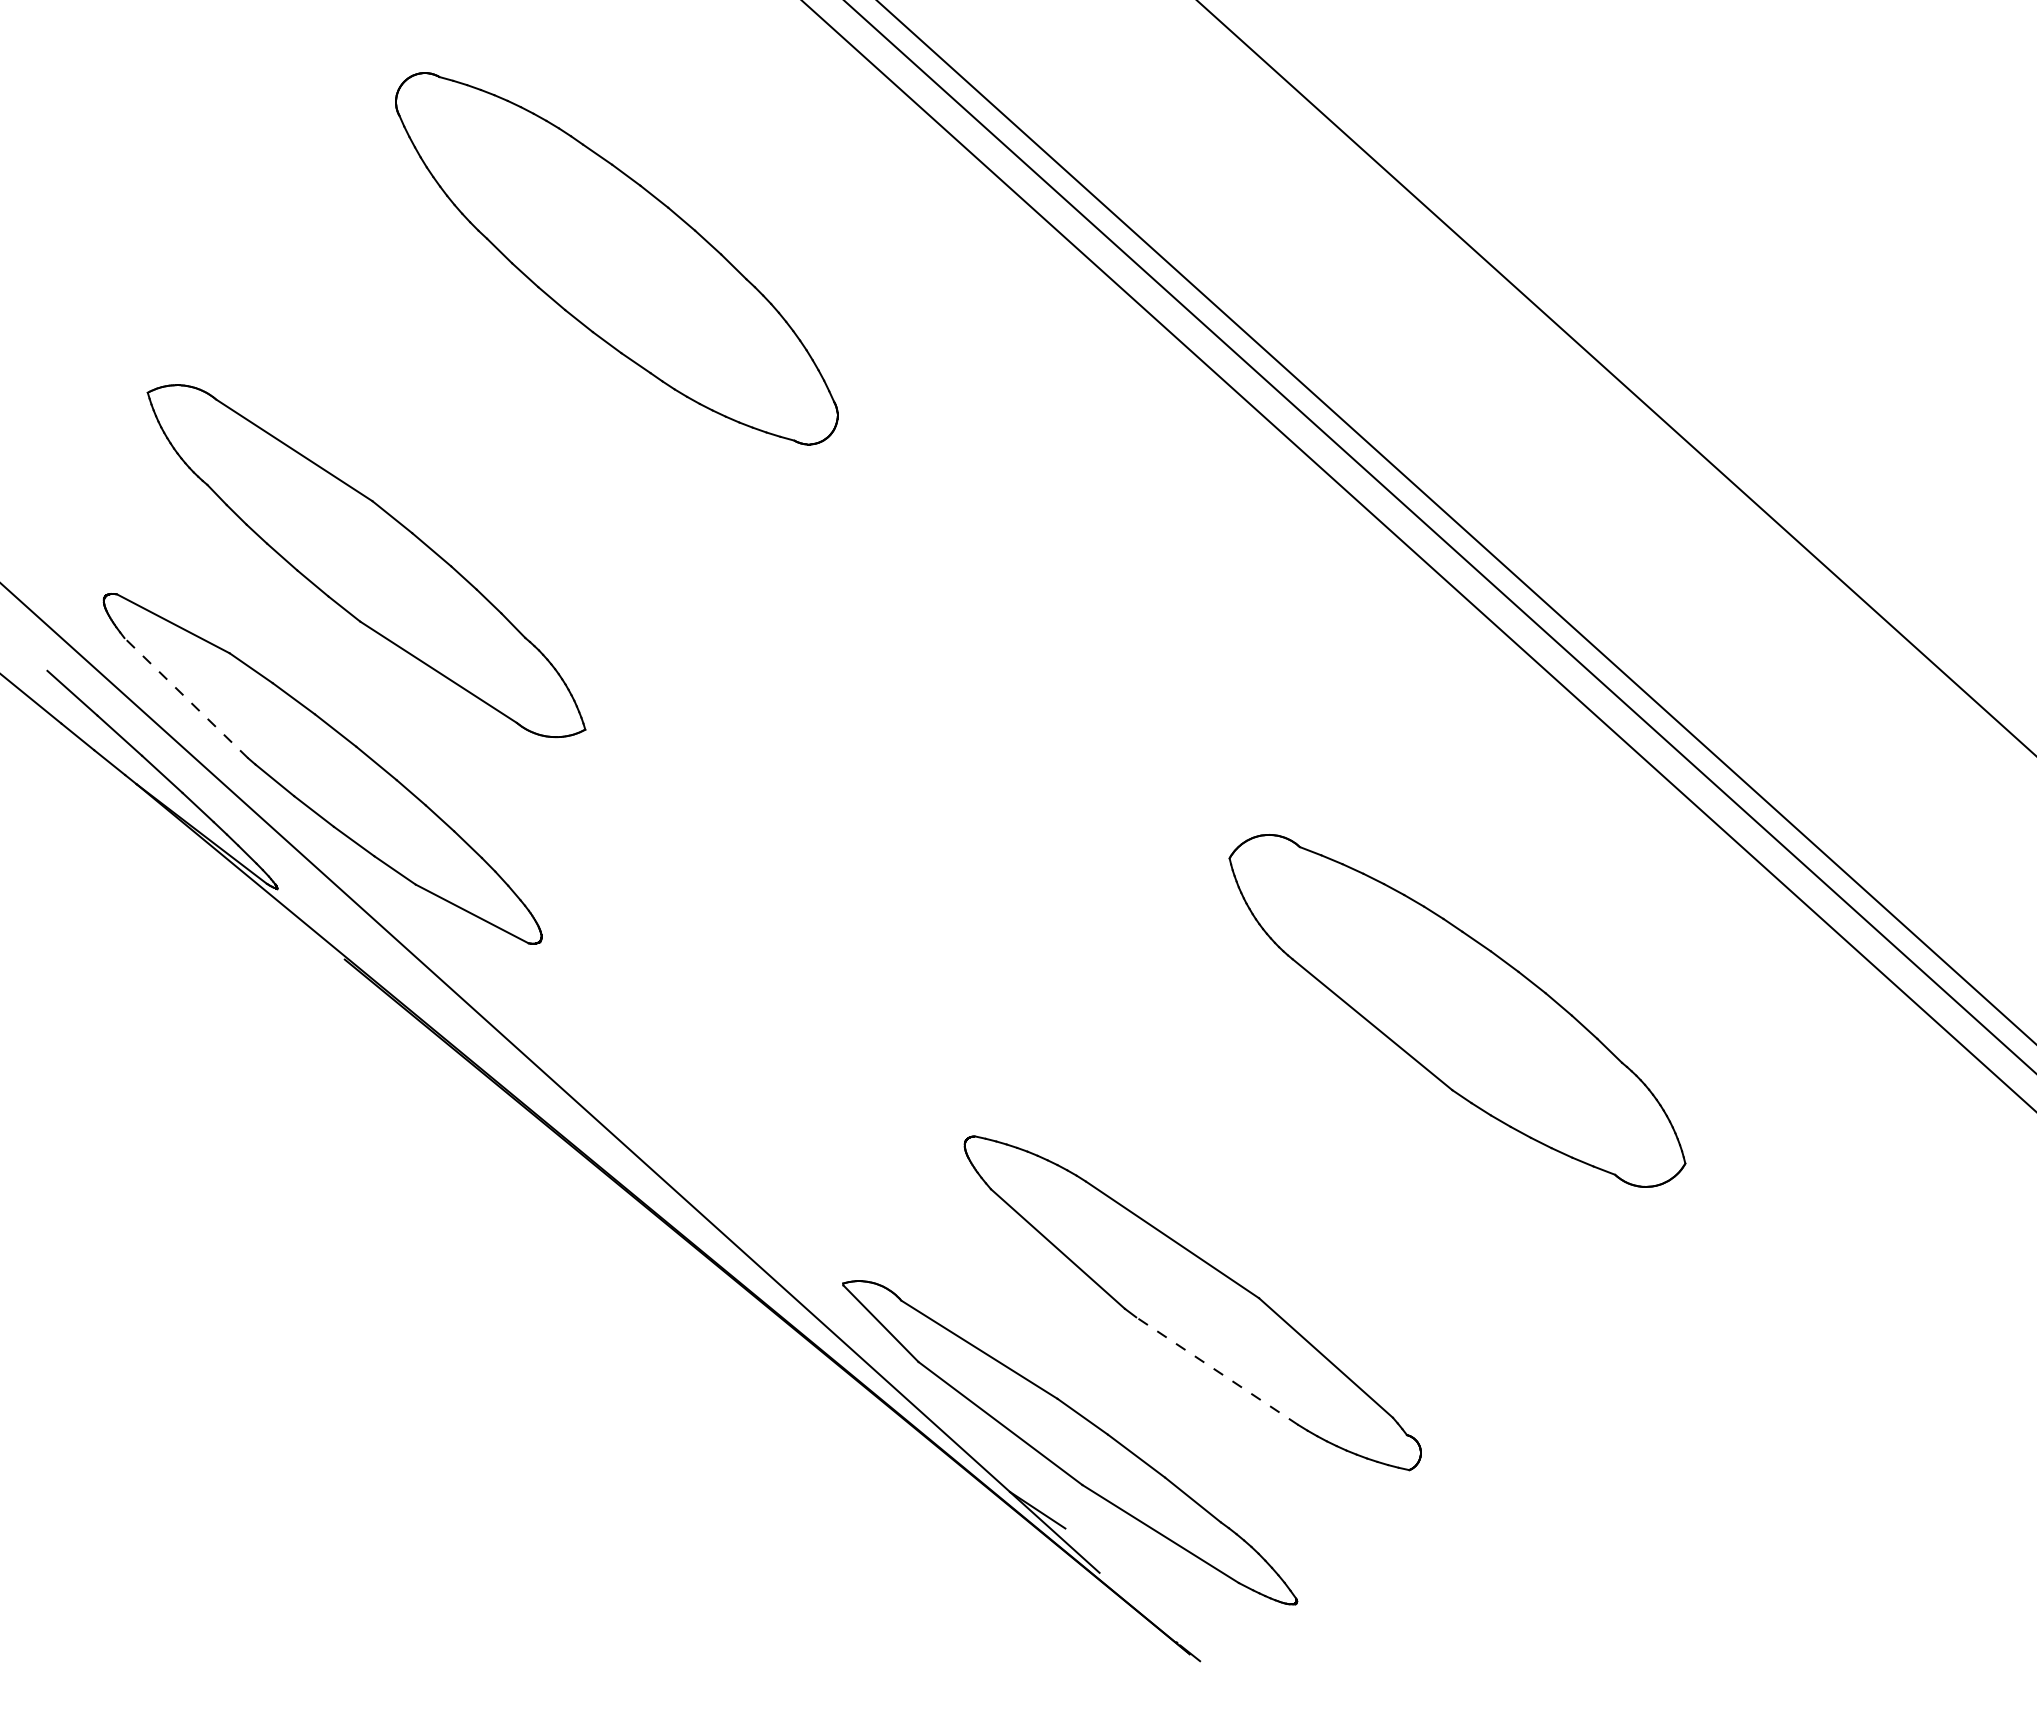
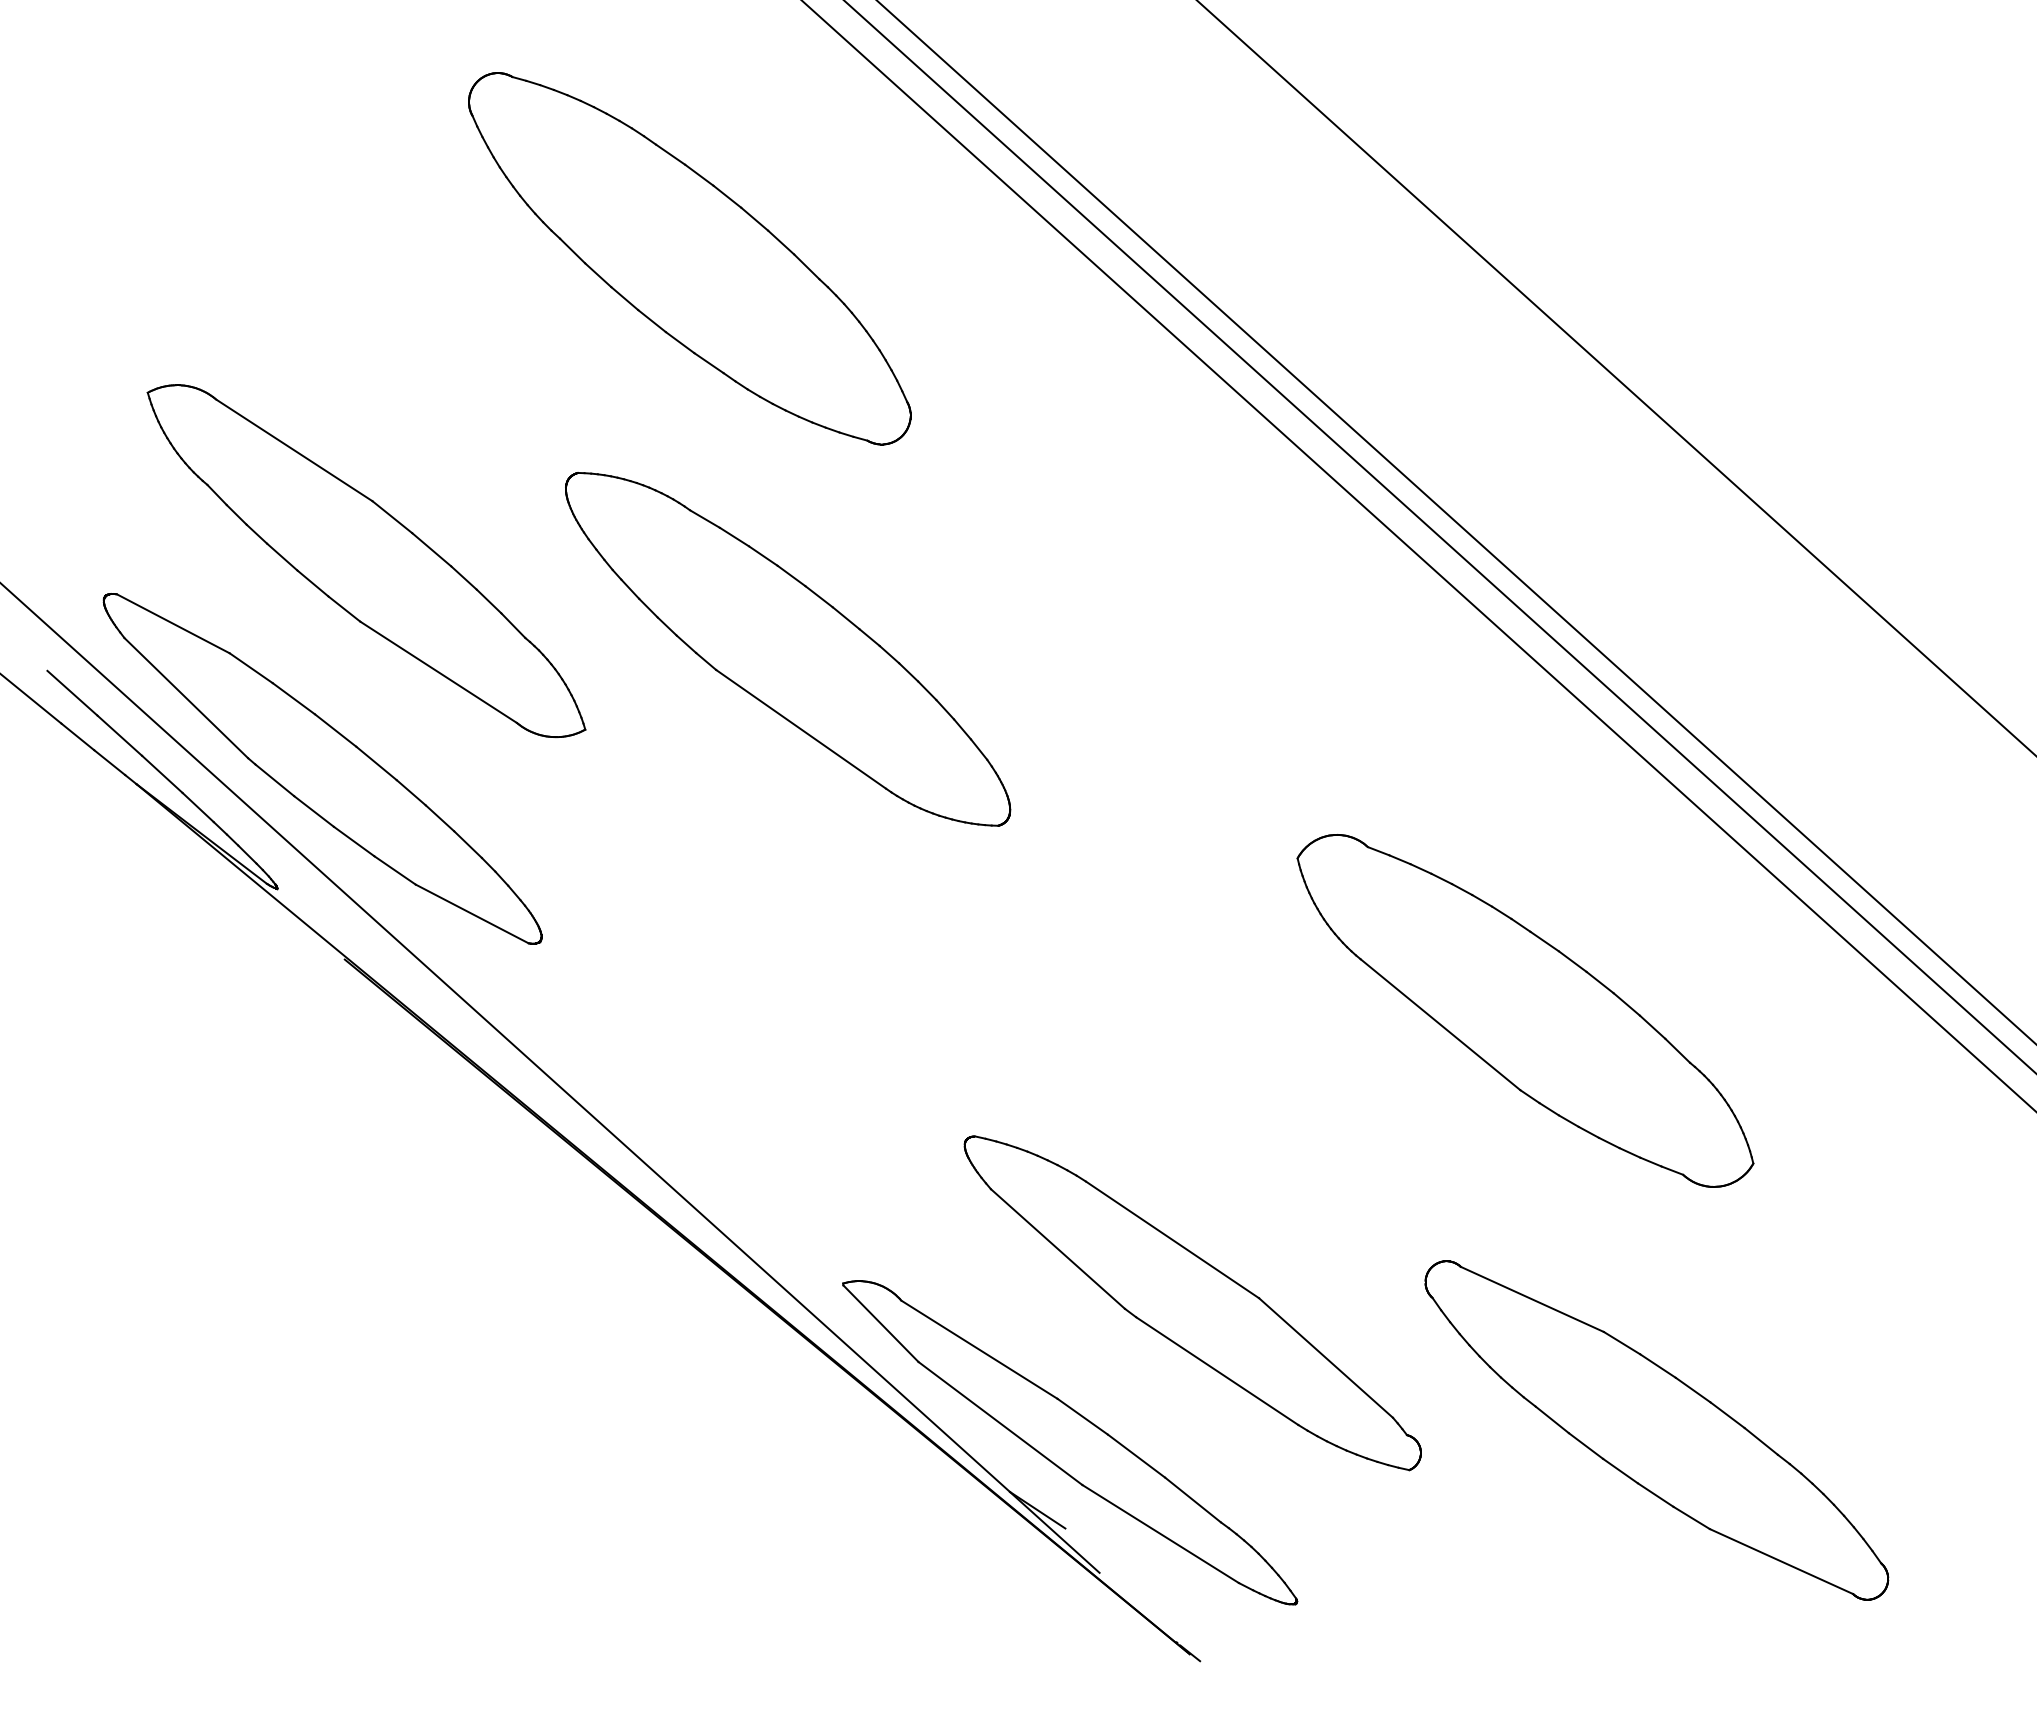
part position: (616, 258) -> (689, 258) (689, 258)
part: none -> present (788, 649)
line: dashed -> solid (185, 697)
part position: (1457, 1010) -> (1525, 1010) (1525, 1010)
line: dashed -> solid (1216, 1370)
part: none -> present (1656, 1430)
